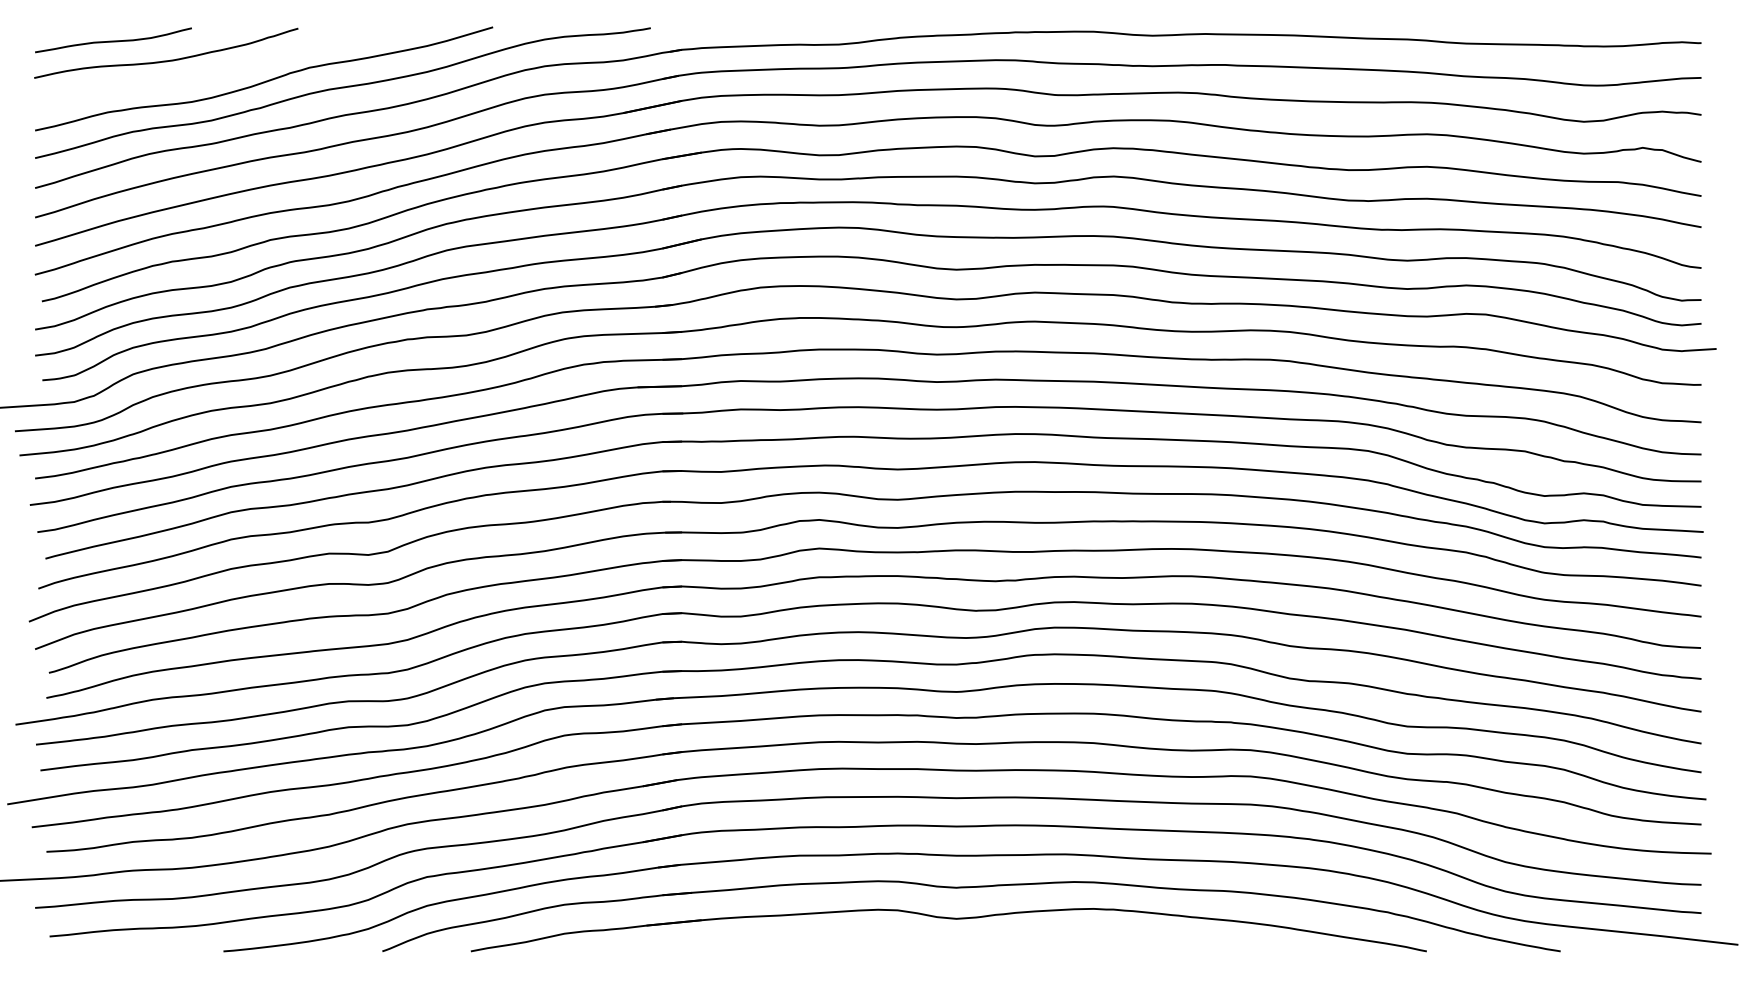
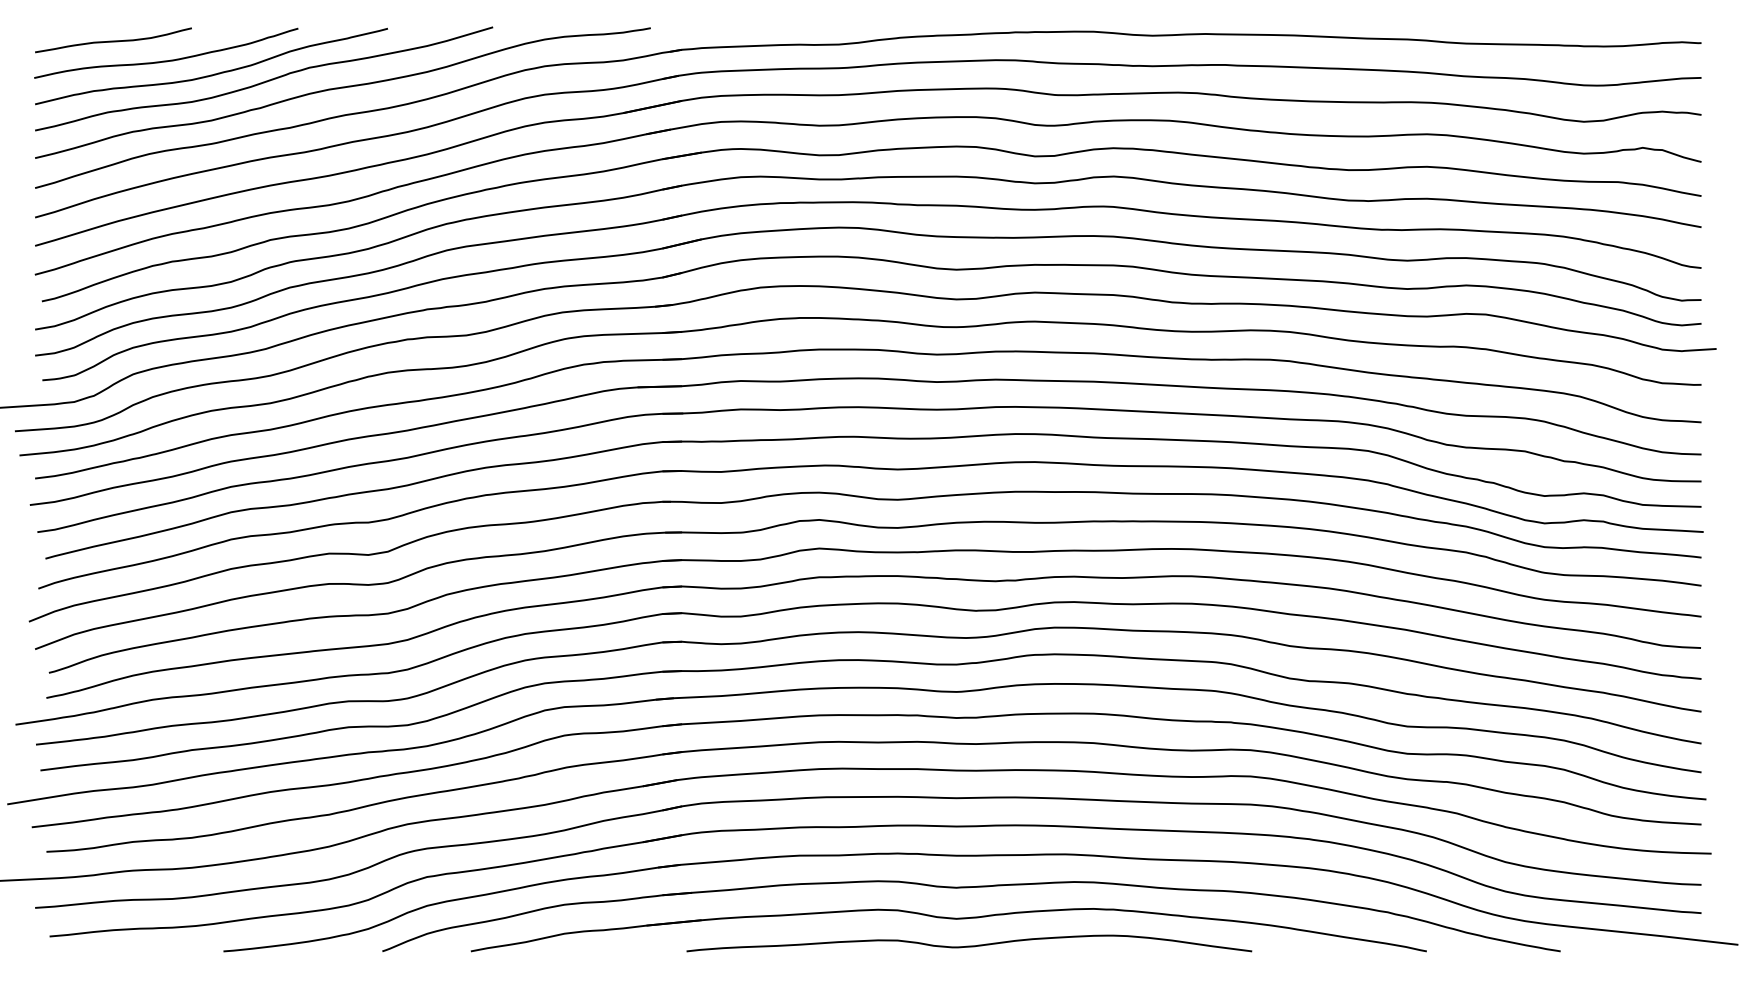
curve: none -> present (214, 73)
curve: none -> present (969, 945)
